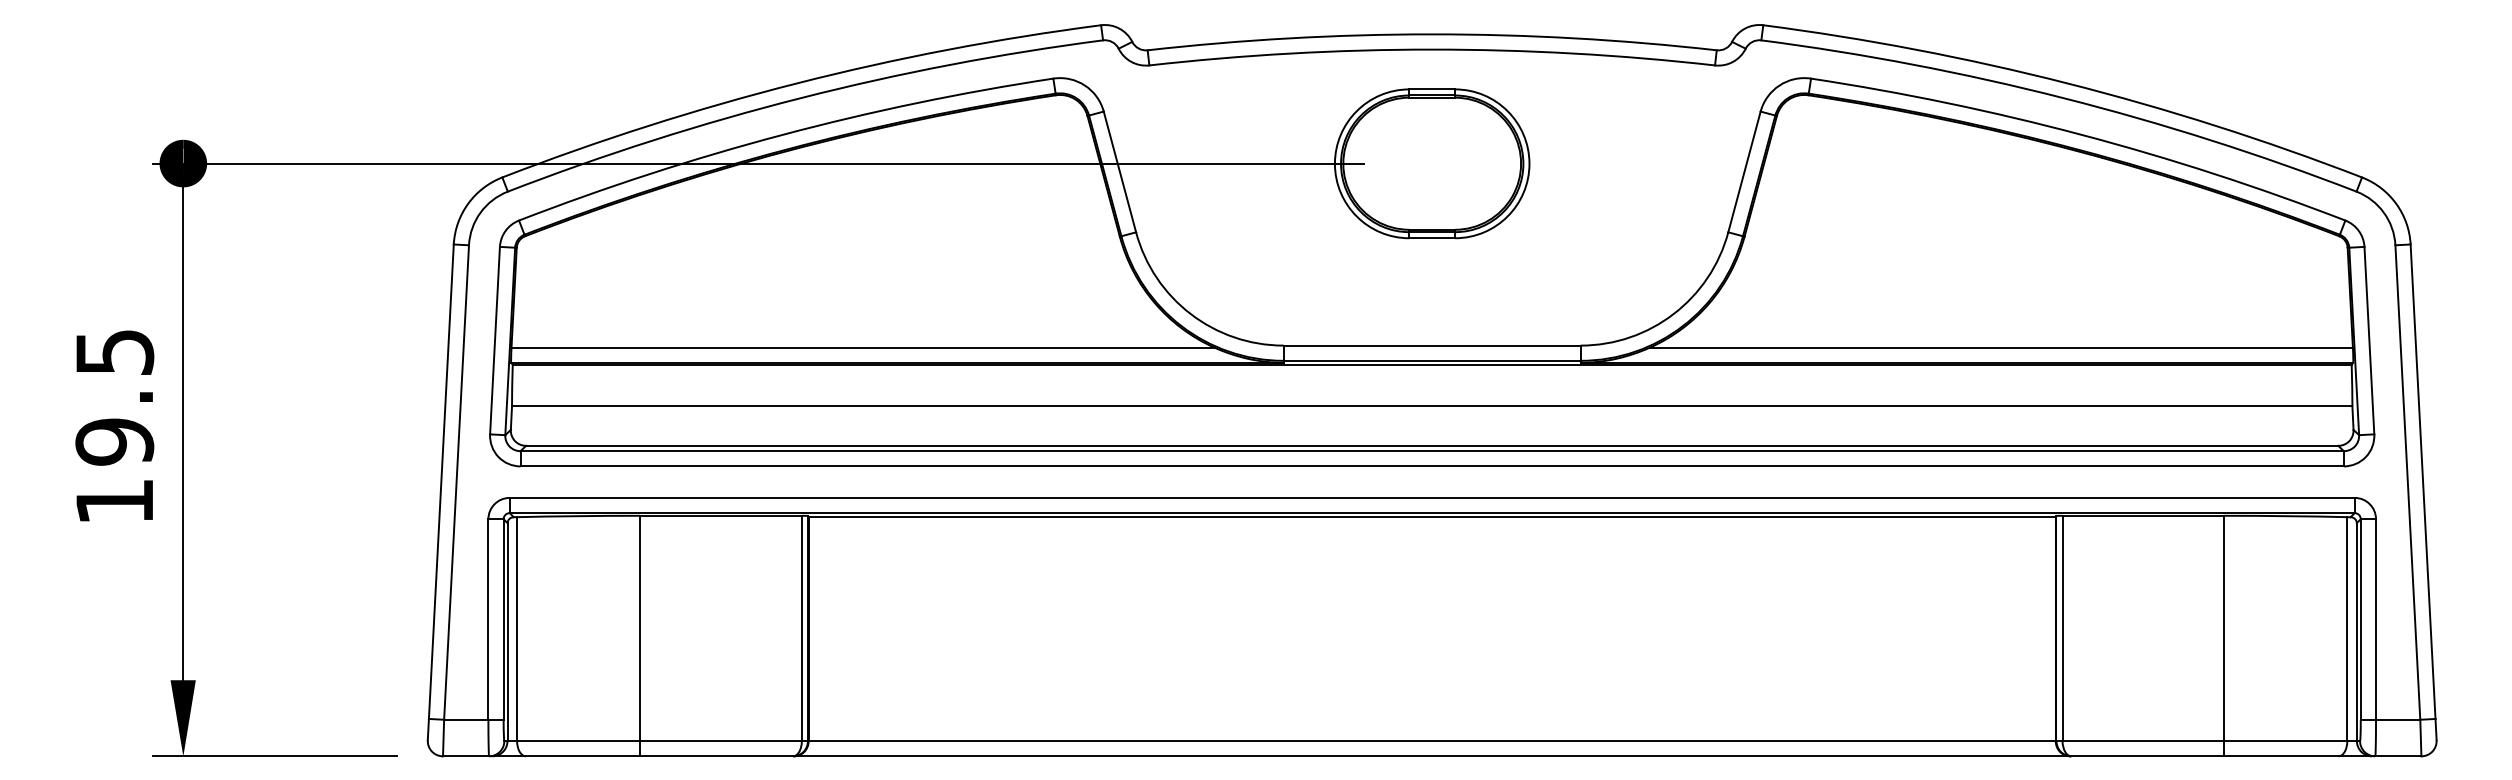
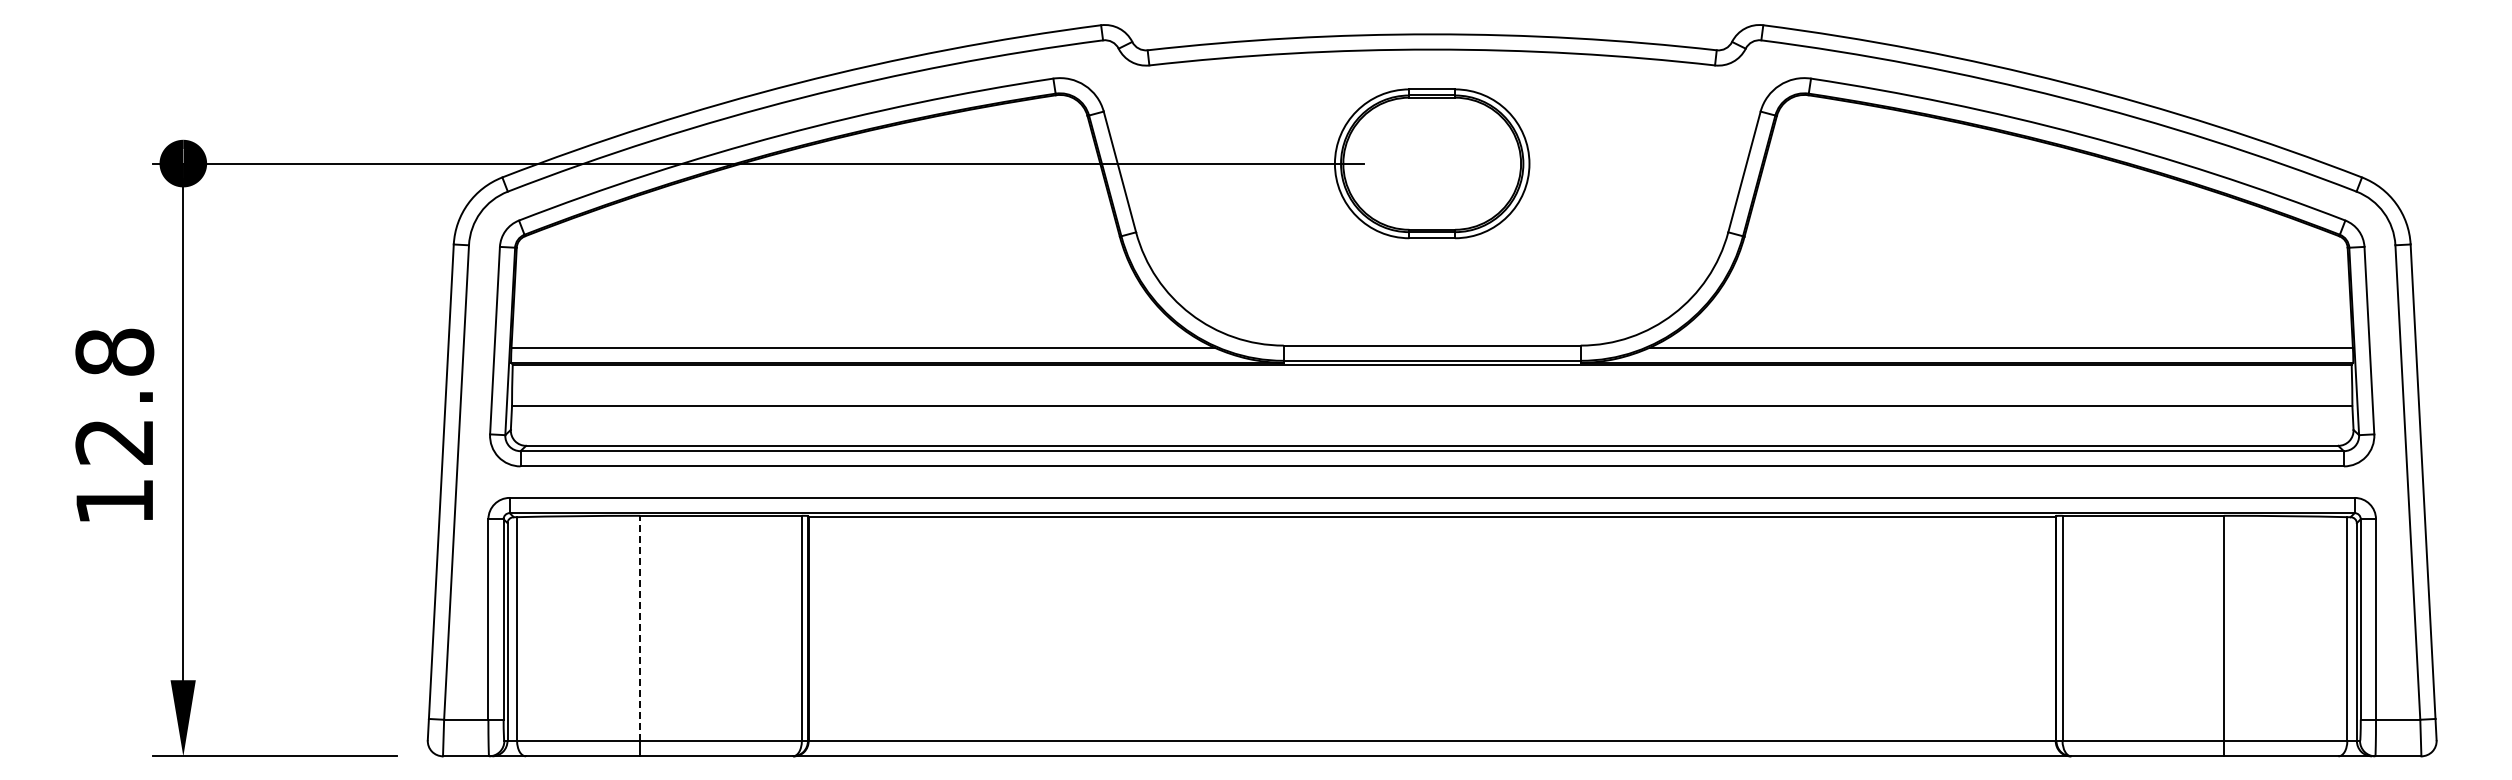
text: 19.5 -> 12.8 (114, 396)
line: solid -> dashed (640, 628)
